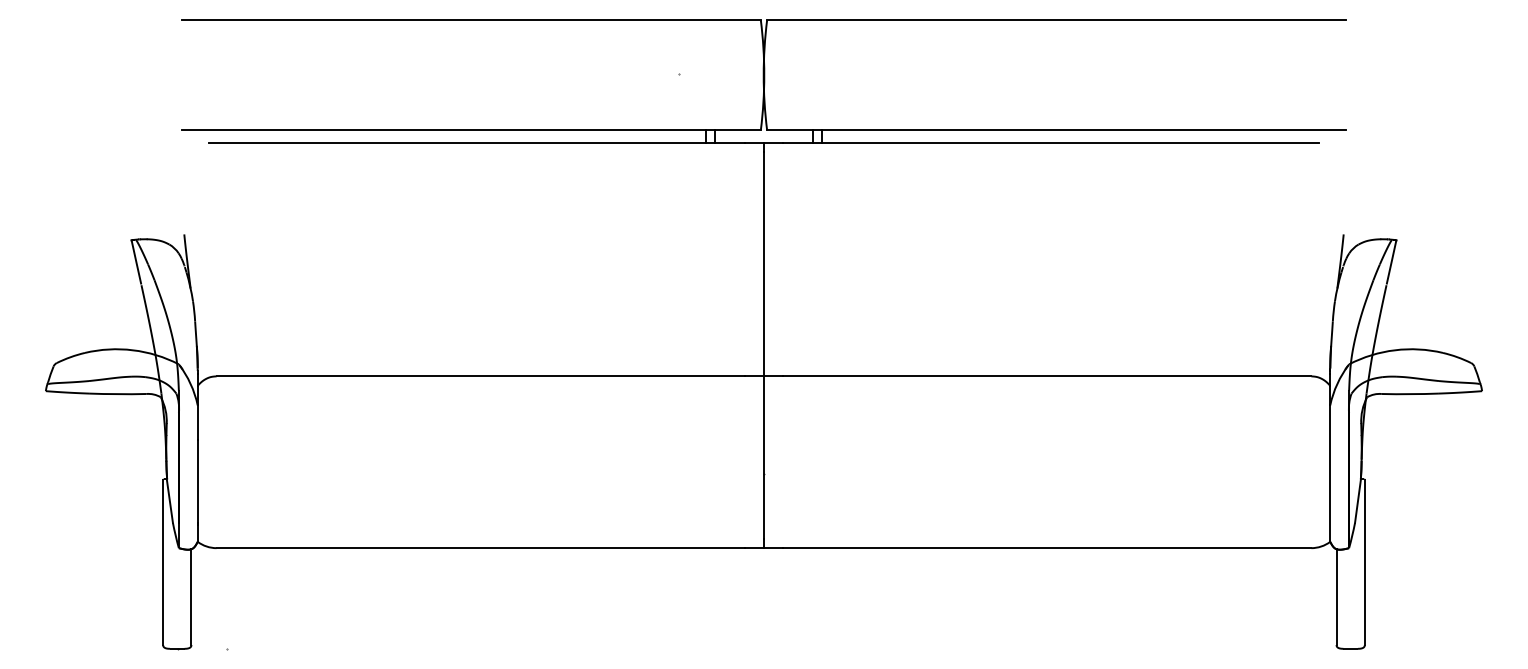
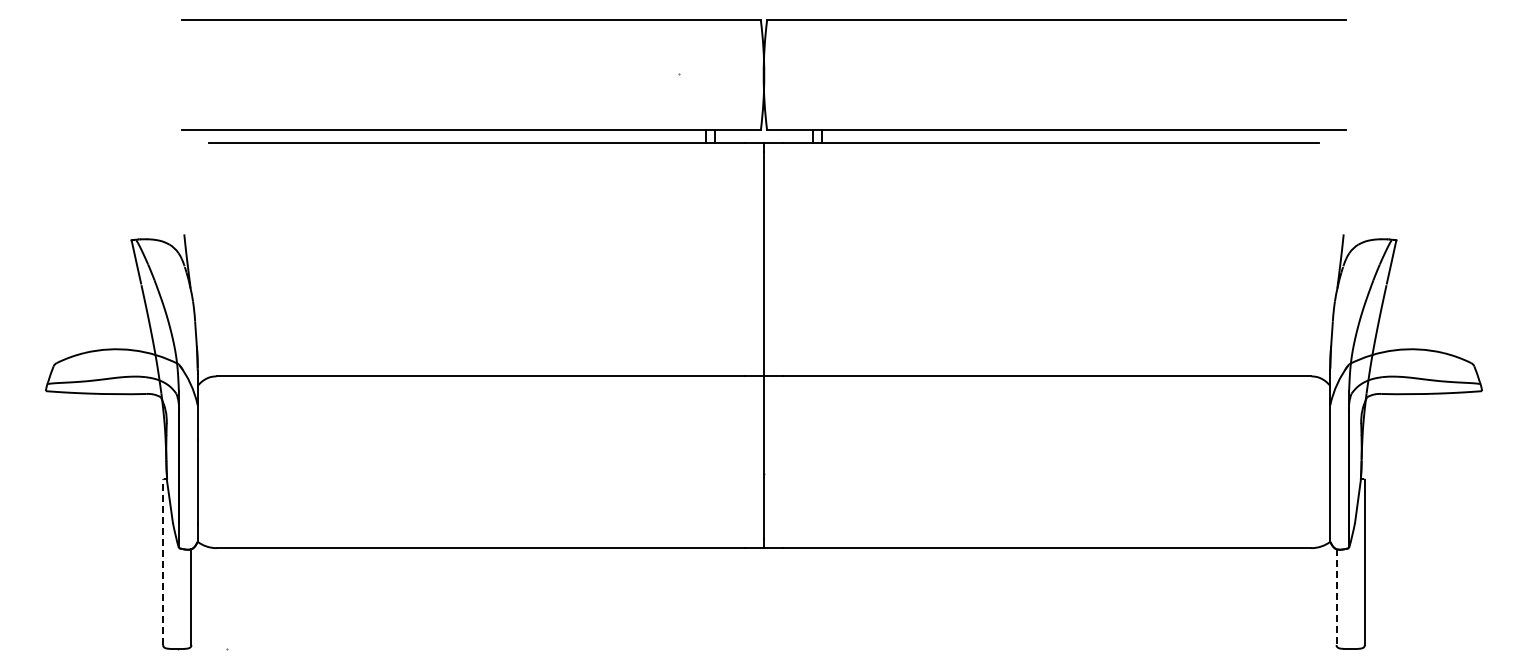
line: solid -> dashed (163, 562)
line: solid -> dashed (1336, 597)
